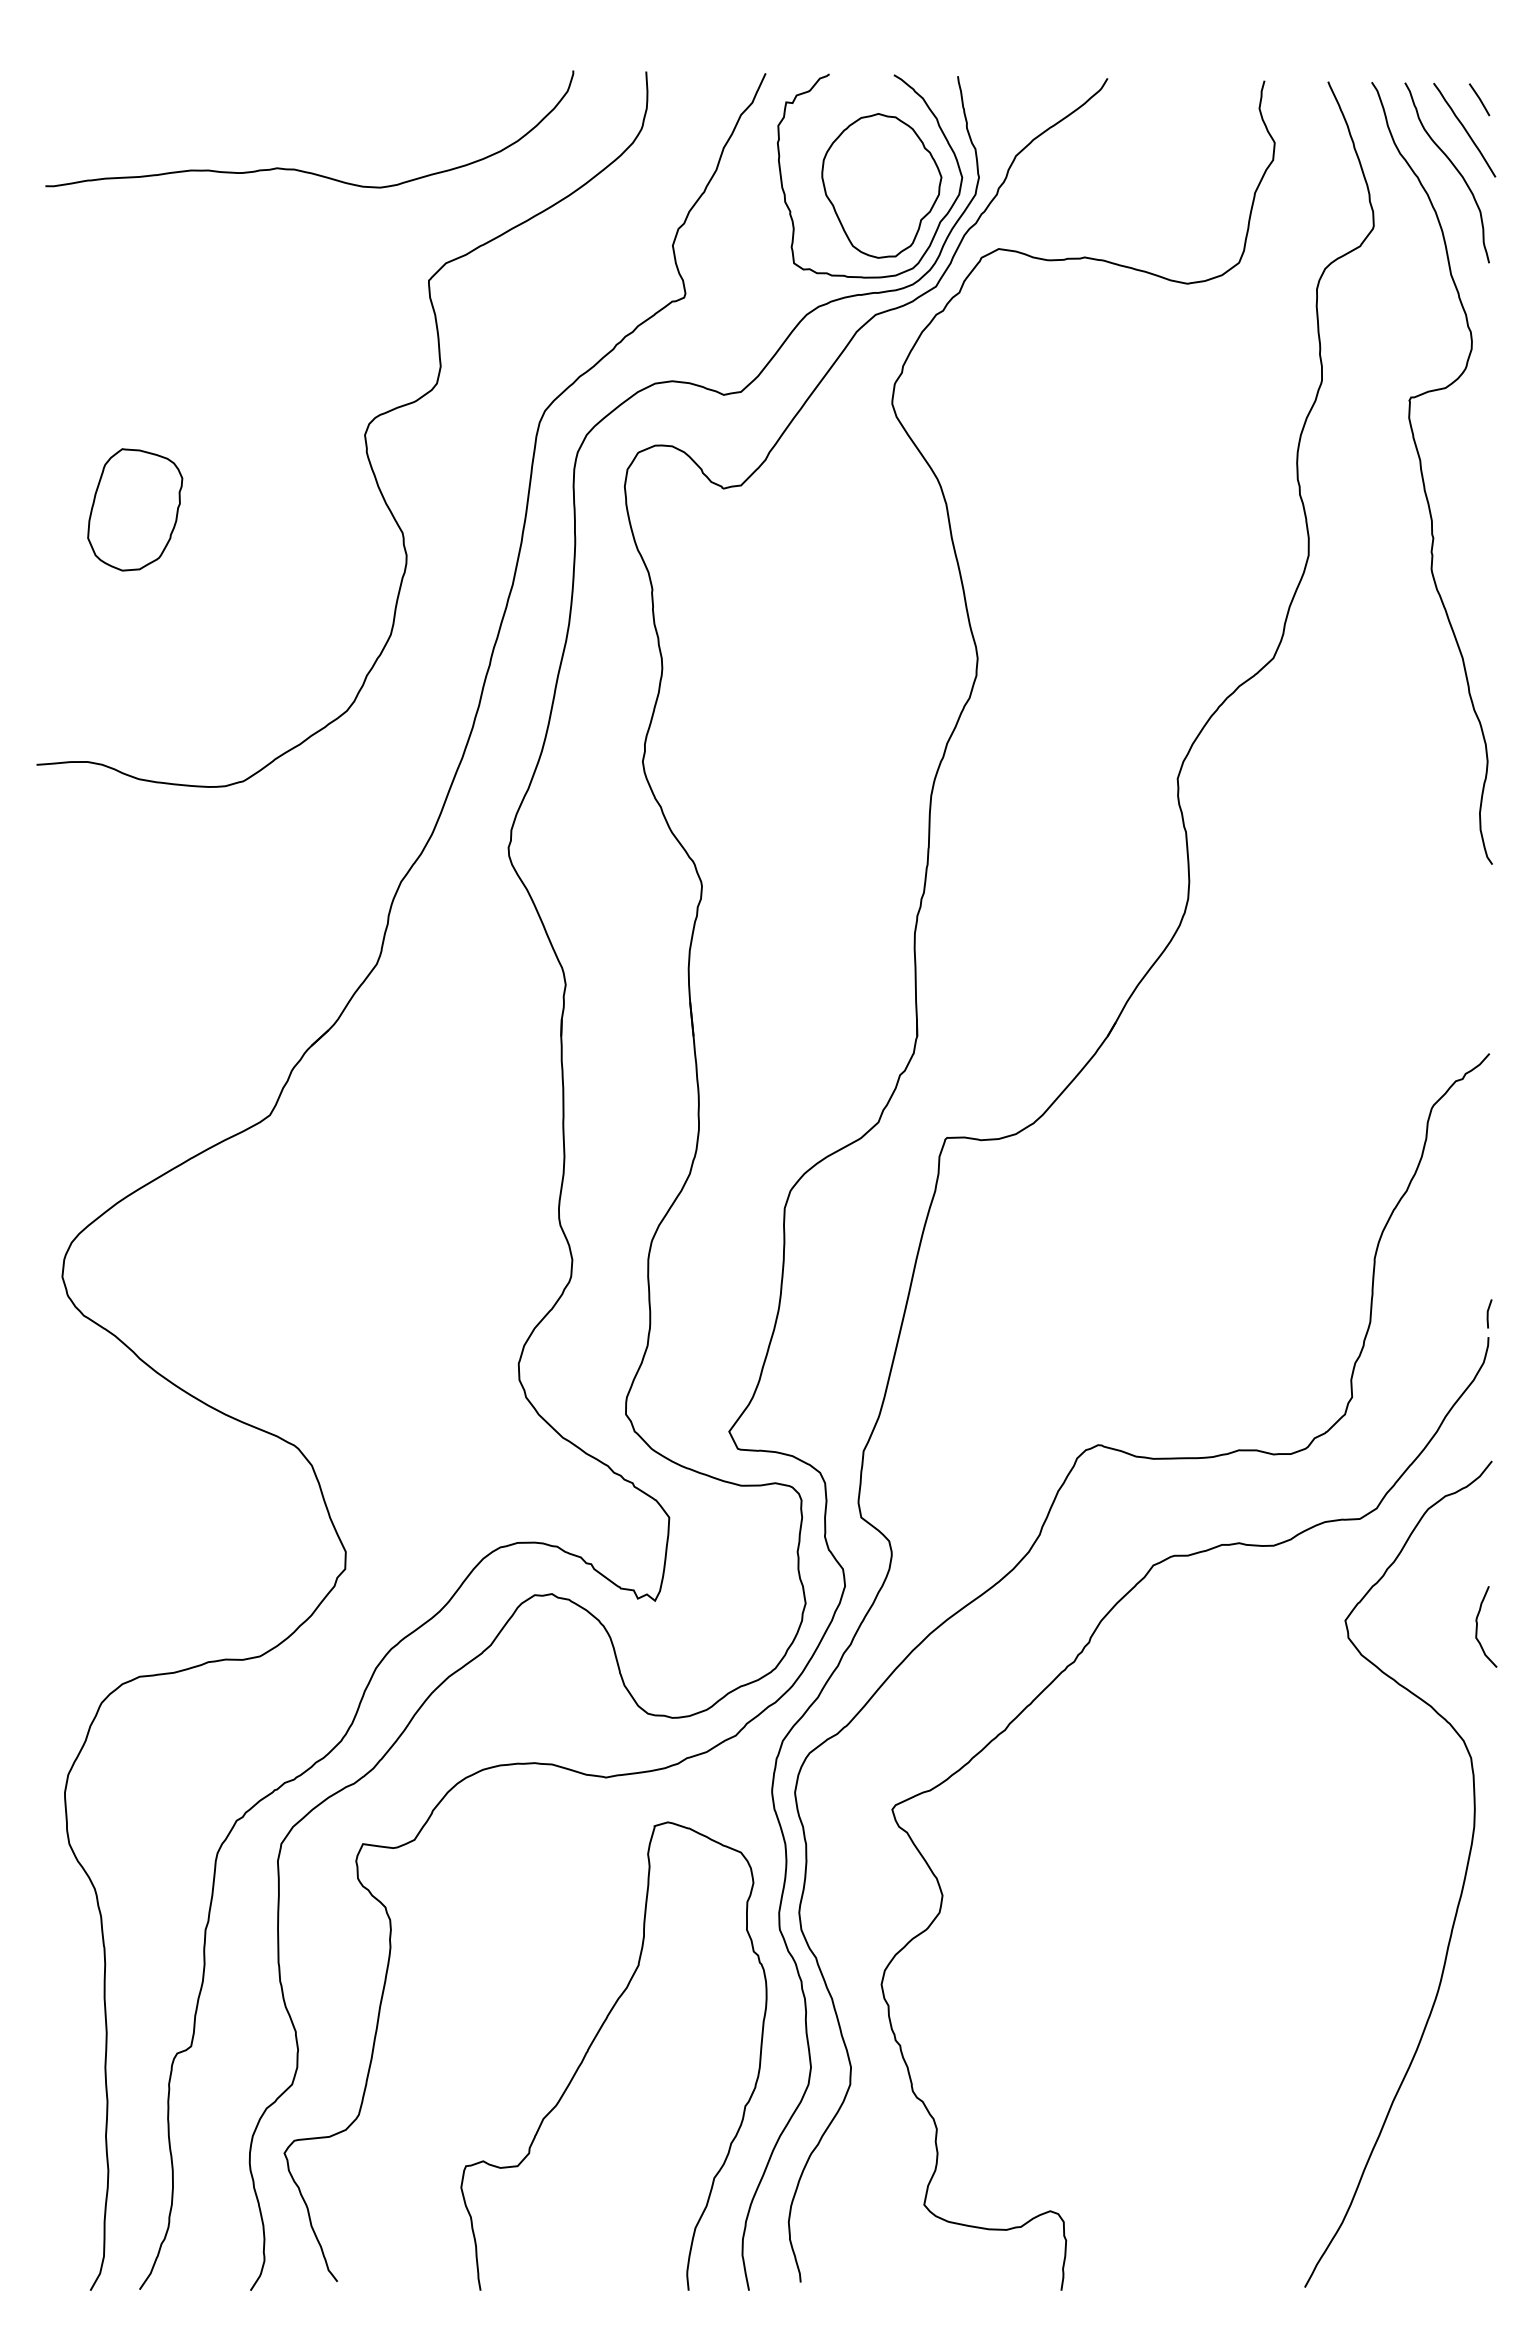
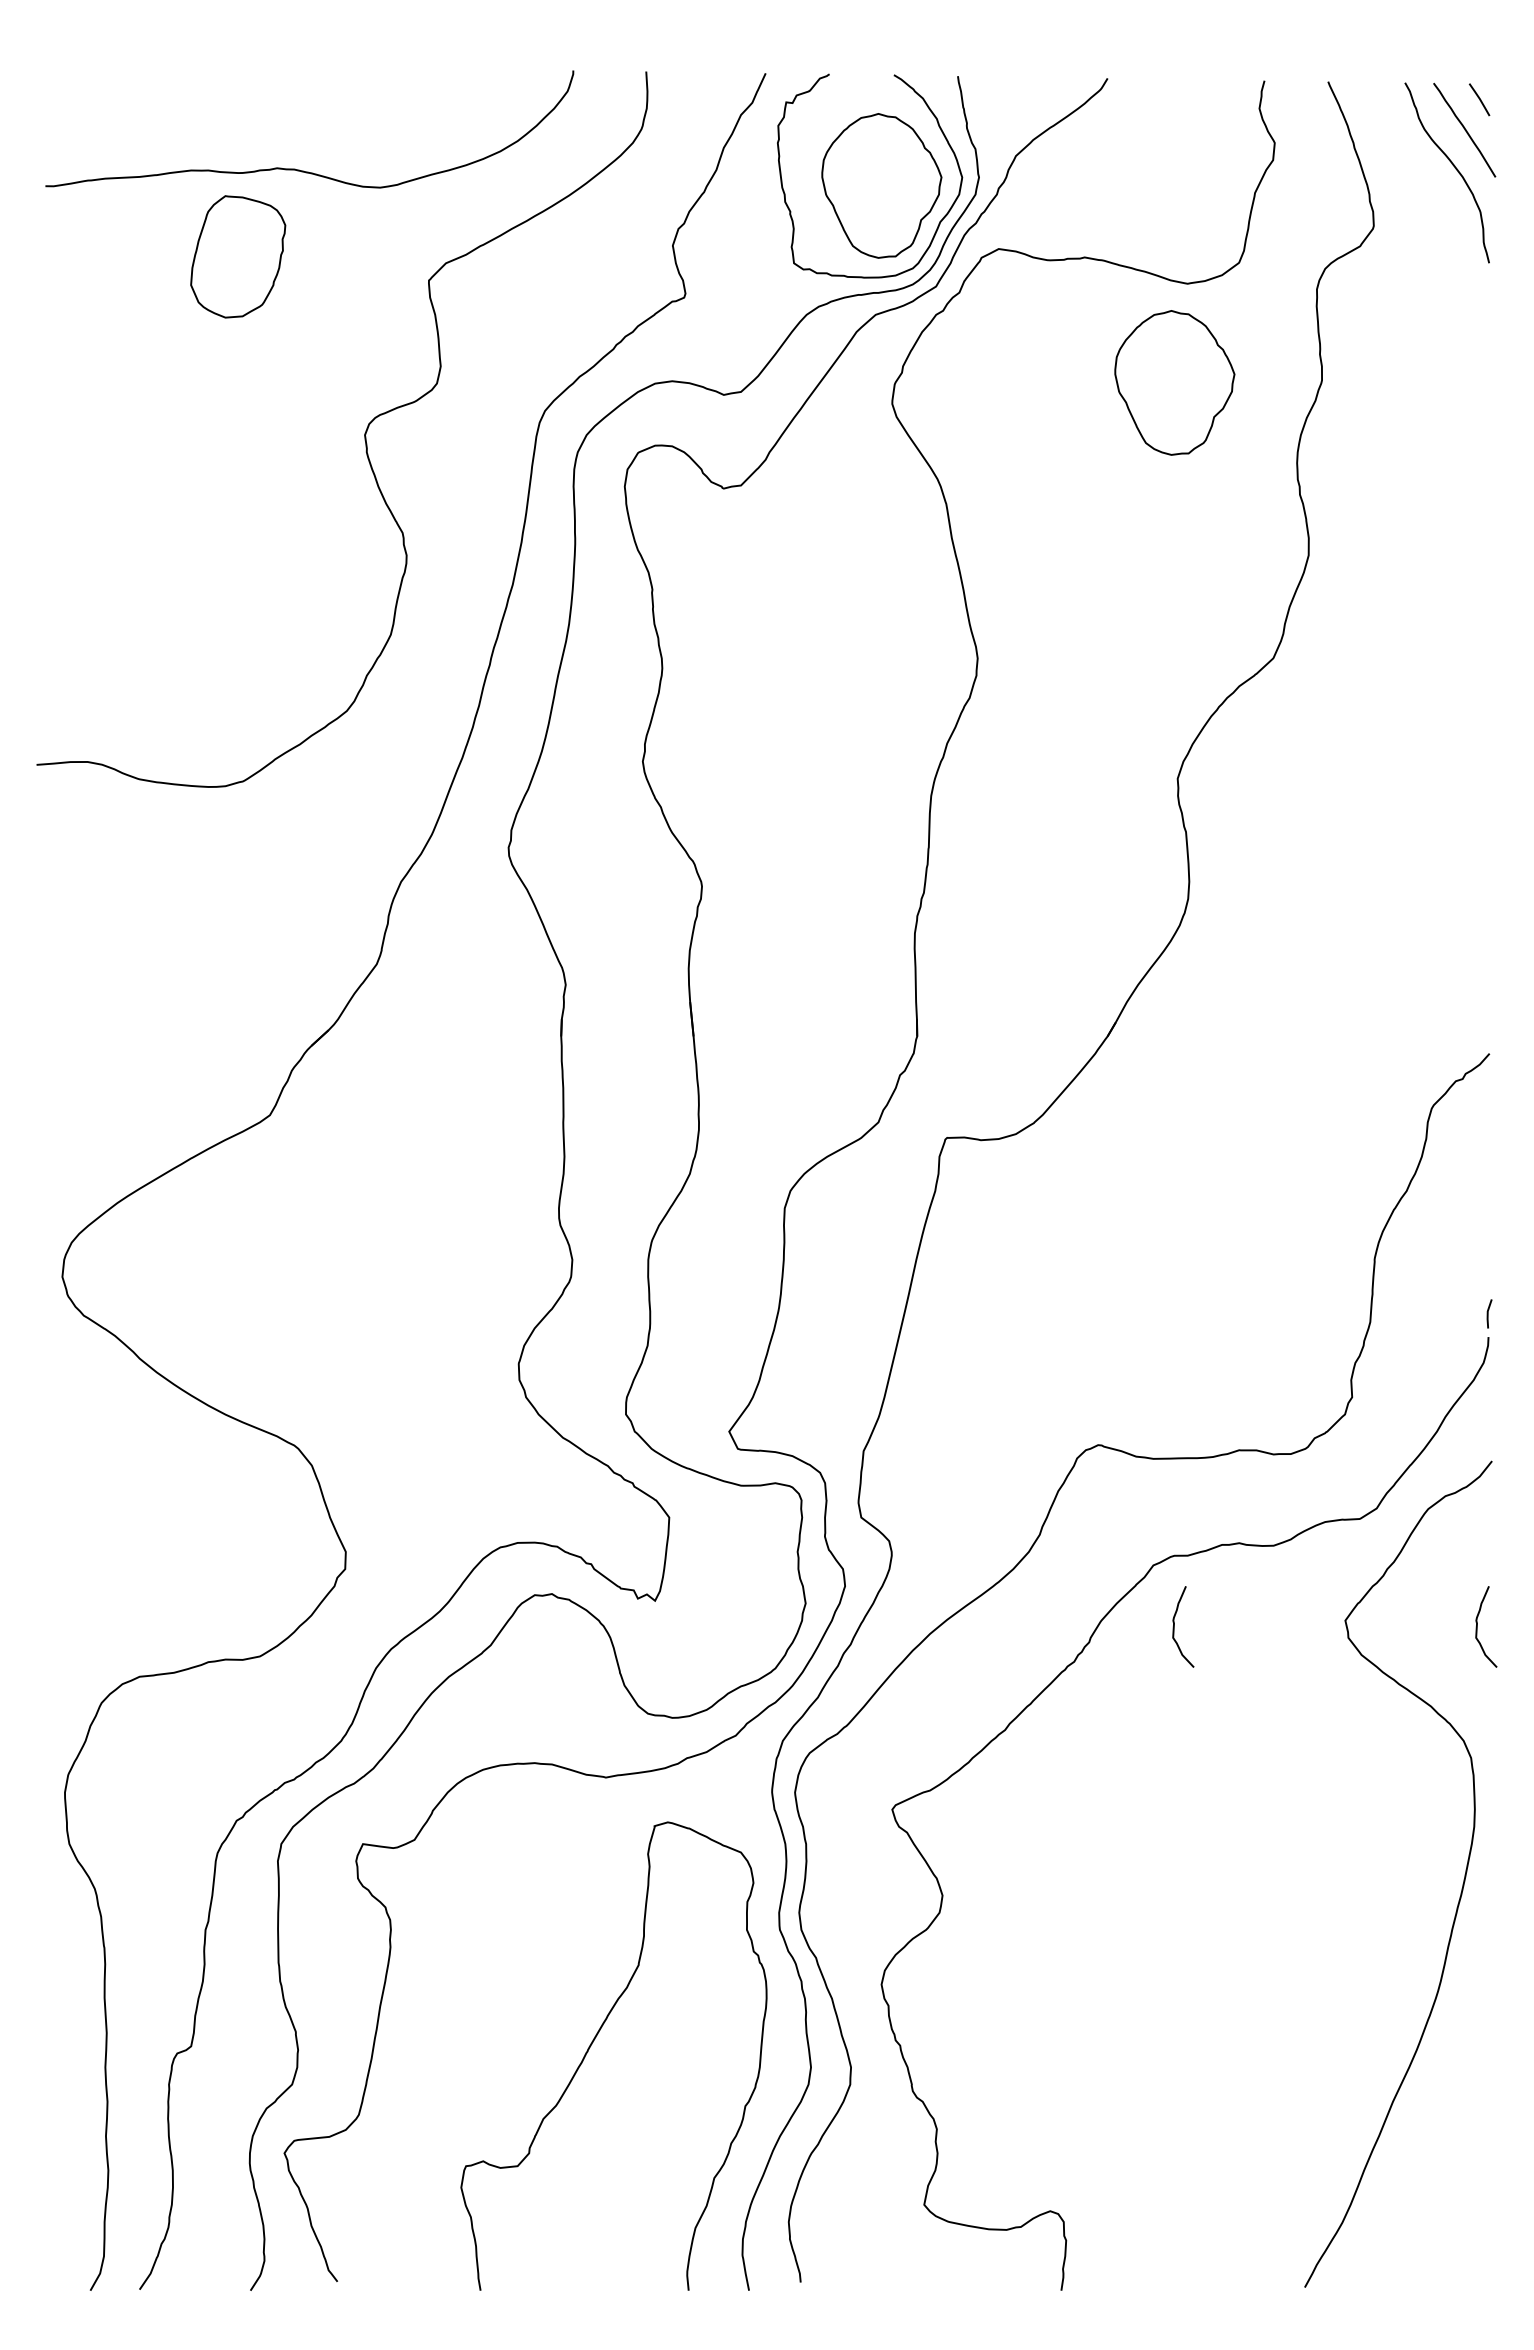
part: none -> present (1174, 382)
curve: present -> none (1423, 475)
part position: (135, 509) -> (238, 256) (238, 256)
curve: none -> present (1174, 1626)
